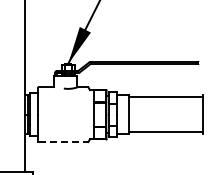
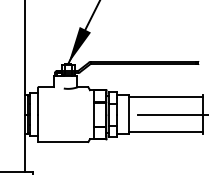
line: none -> present (171, 114)
line: dashed -> solid (63, 142)
